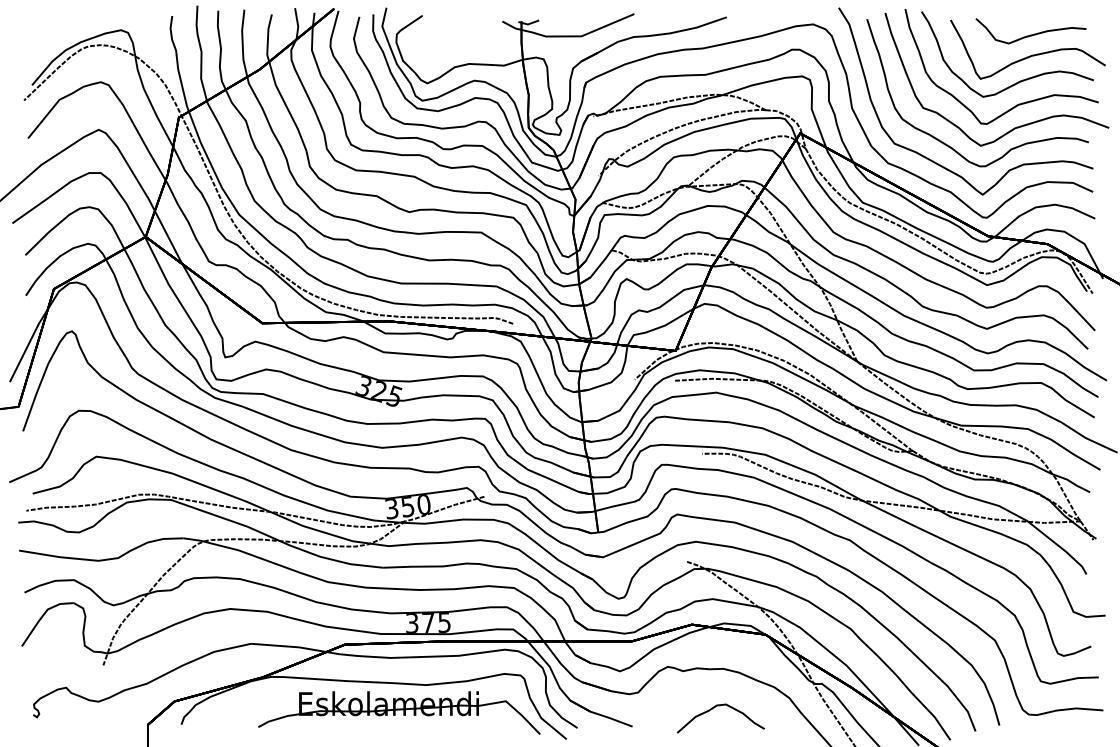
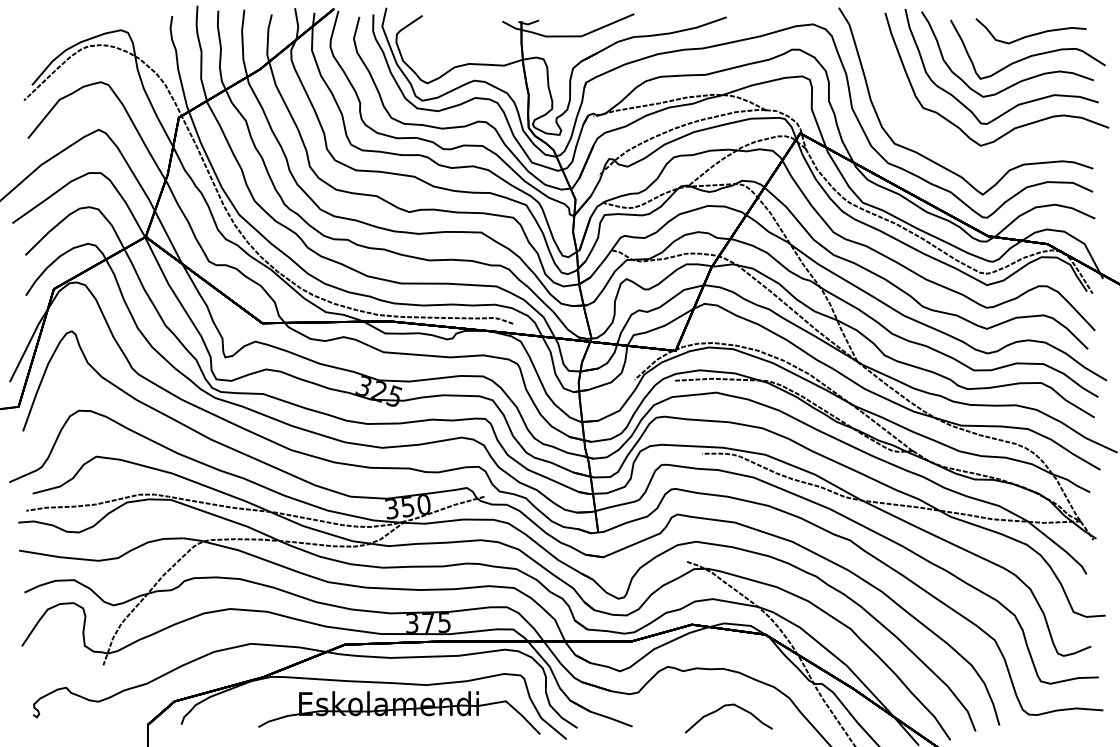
curve: present -> none (946, 143)
curve position: (714, 708) -> (722, 708) (722, 708)
